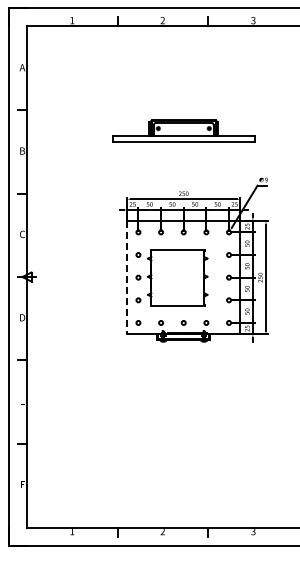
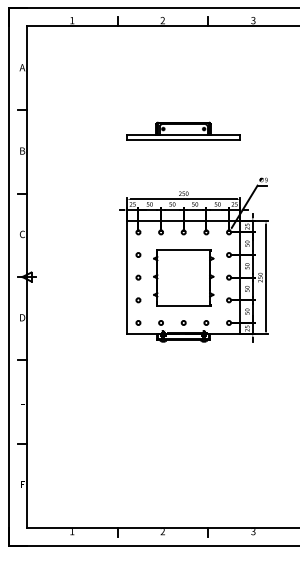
part size: 144x24 px -> 115x20 px (183, 130)
line: dashed -> solid (127, 277)
part position: (177, 277) -> (183, 277) (183, 277)
